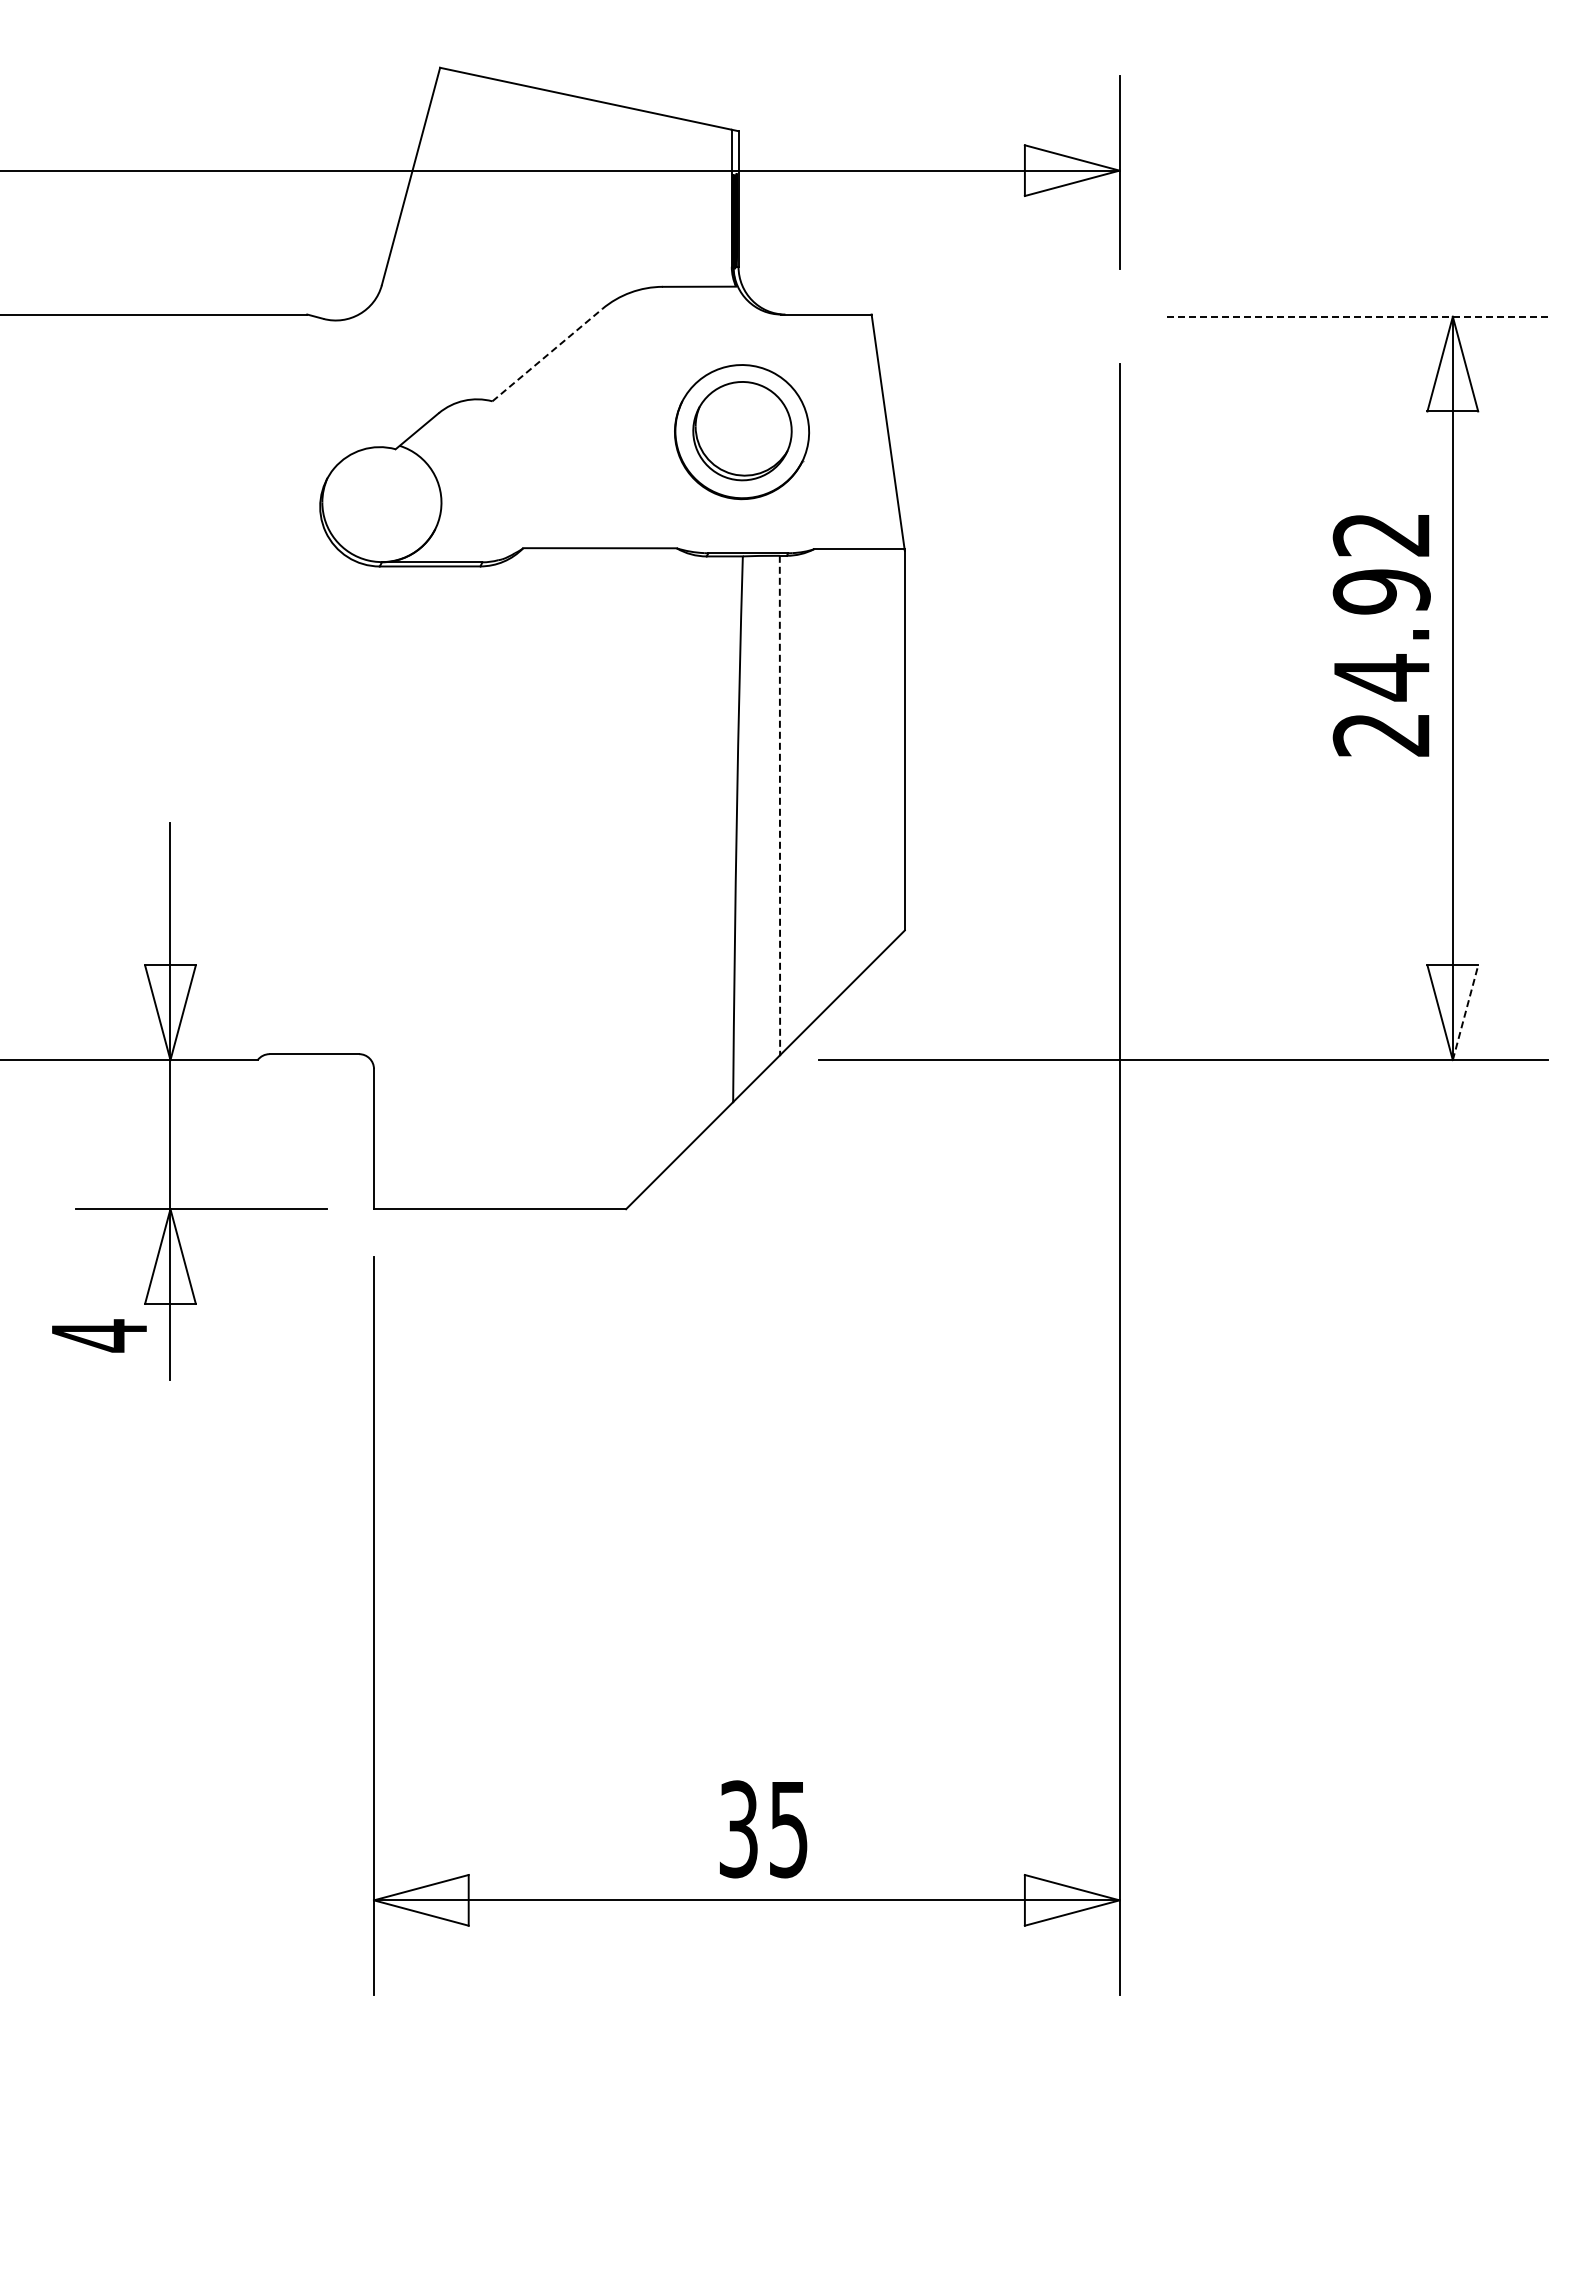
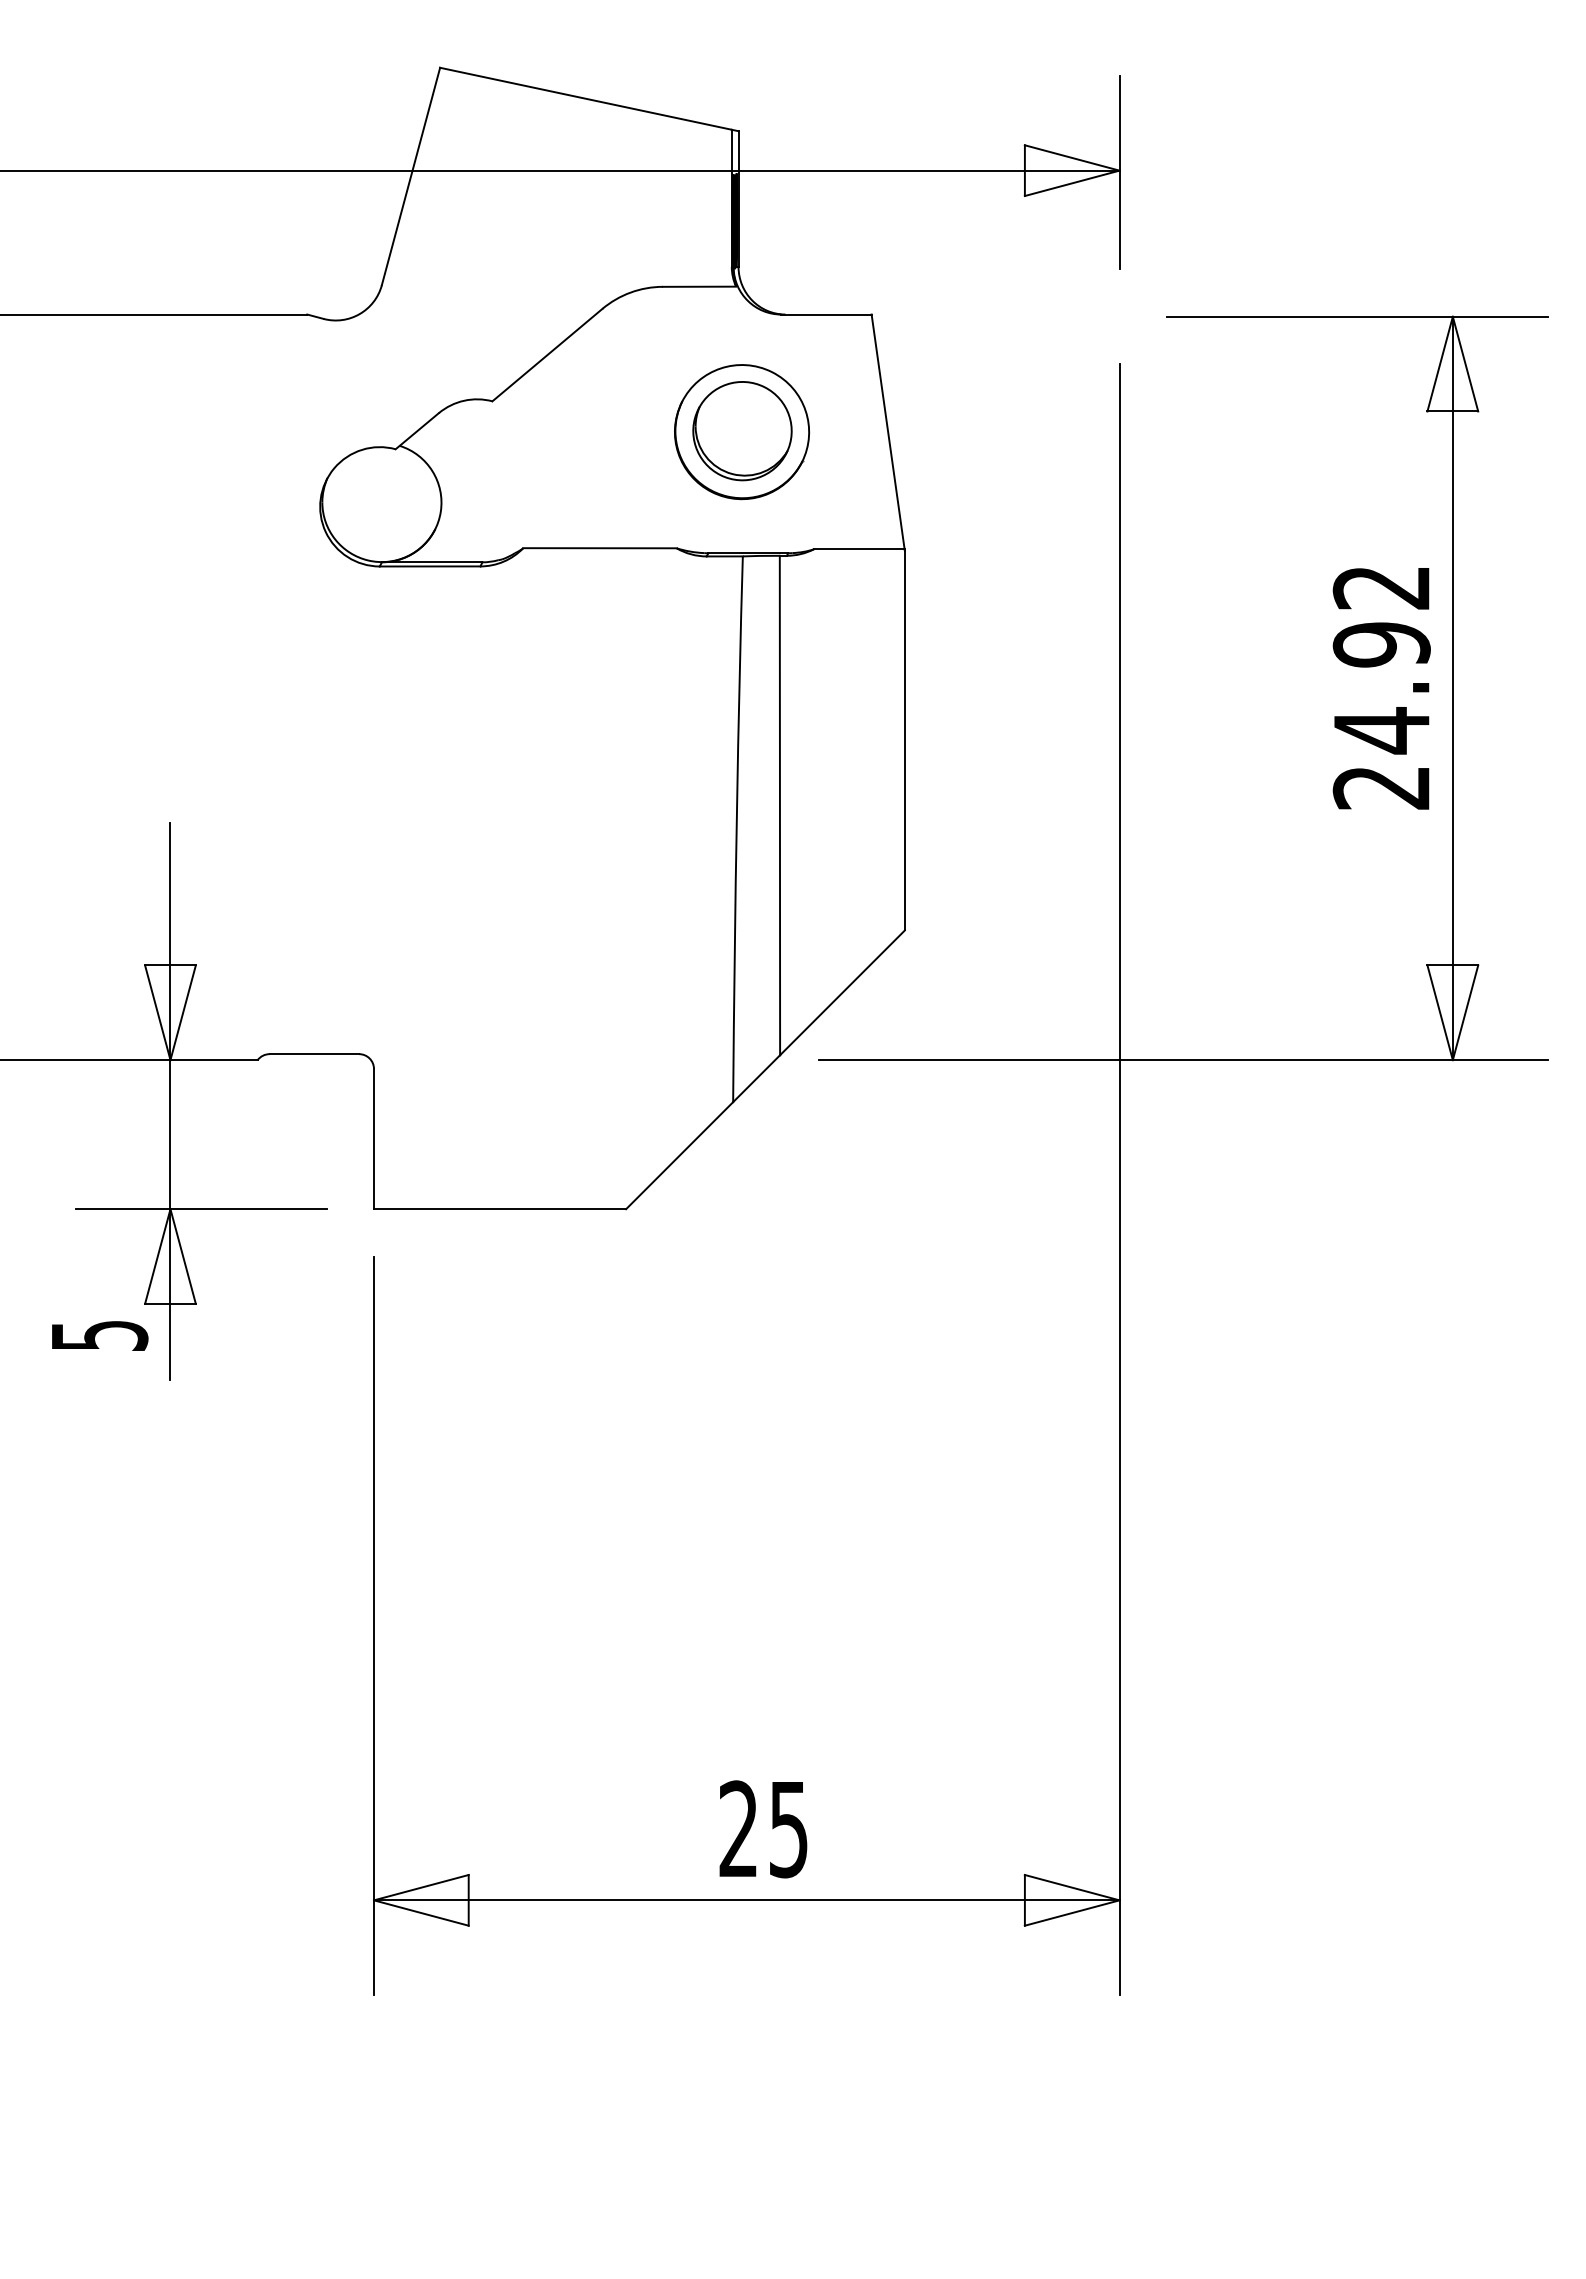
line: dashed -> solid (1357, 316)
line: dashed -> solid (547, 355)
text position: (1381, 635) -> (1381, 688) (1381, 688)
line: dashed -> solid (779, 805)
line: dashed -> solid (1465, 1012)
text: 4 -> 5 (100, 1335)
text: 35 -> 25 (738, 1829)
